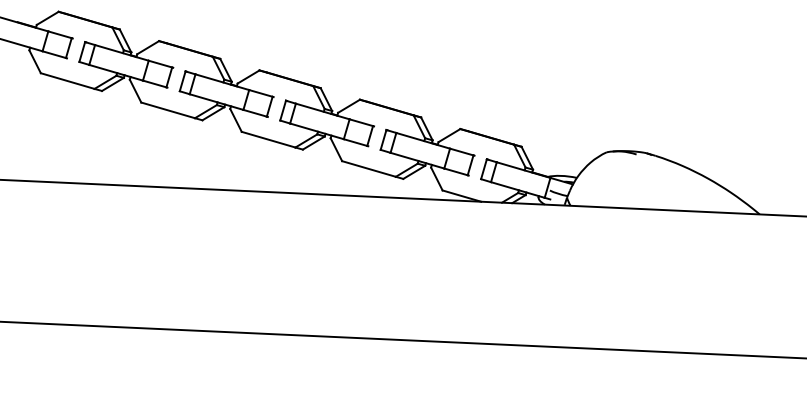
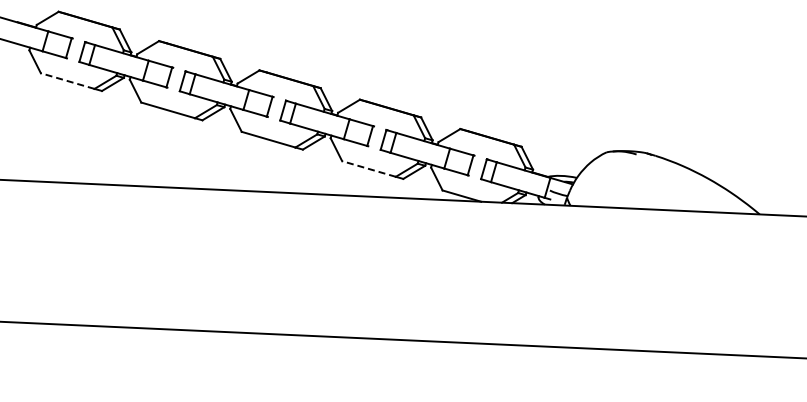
line: solid -> dashed (67, 81)
line: solid -> dashed (369, 169)
